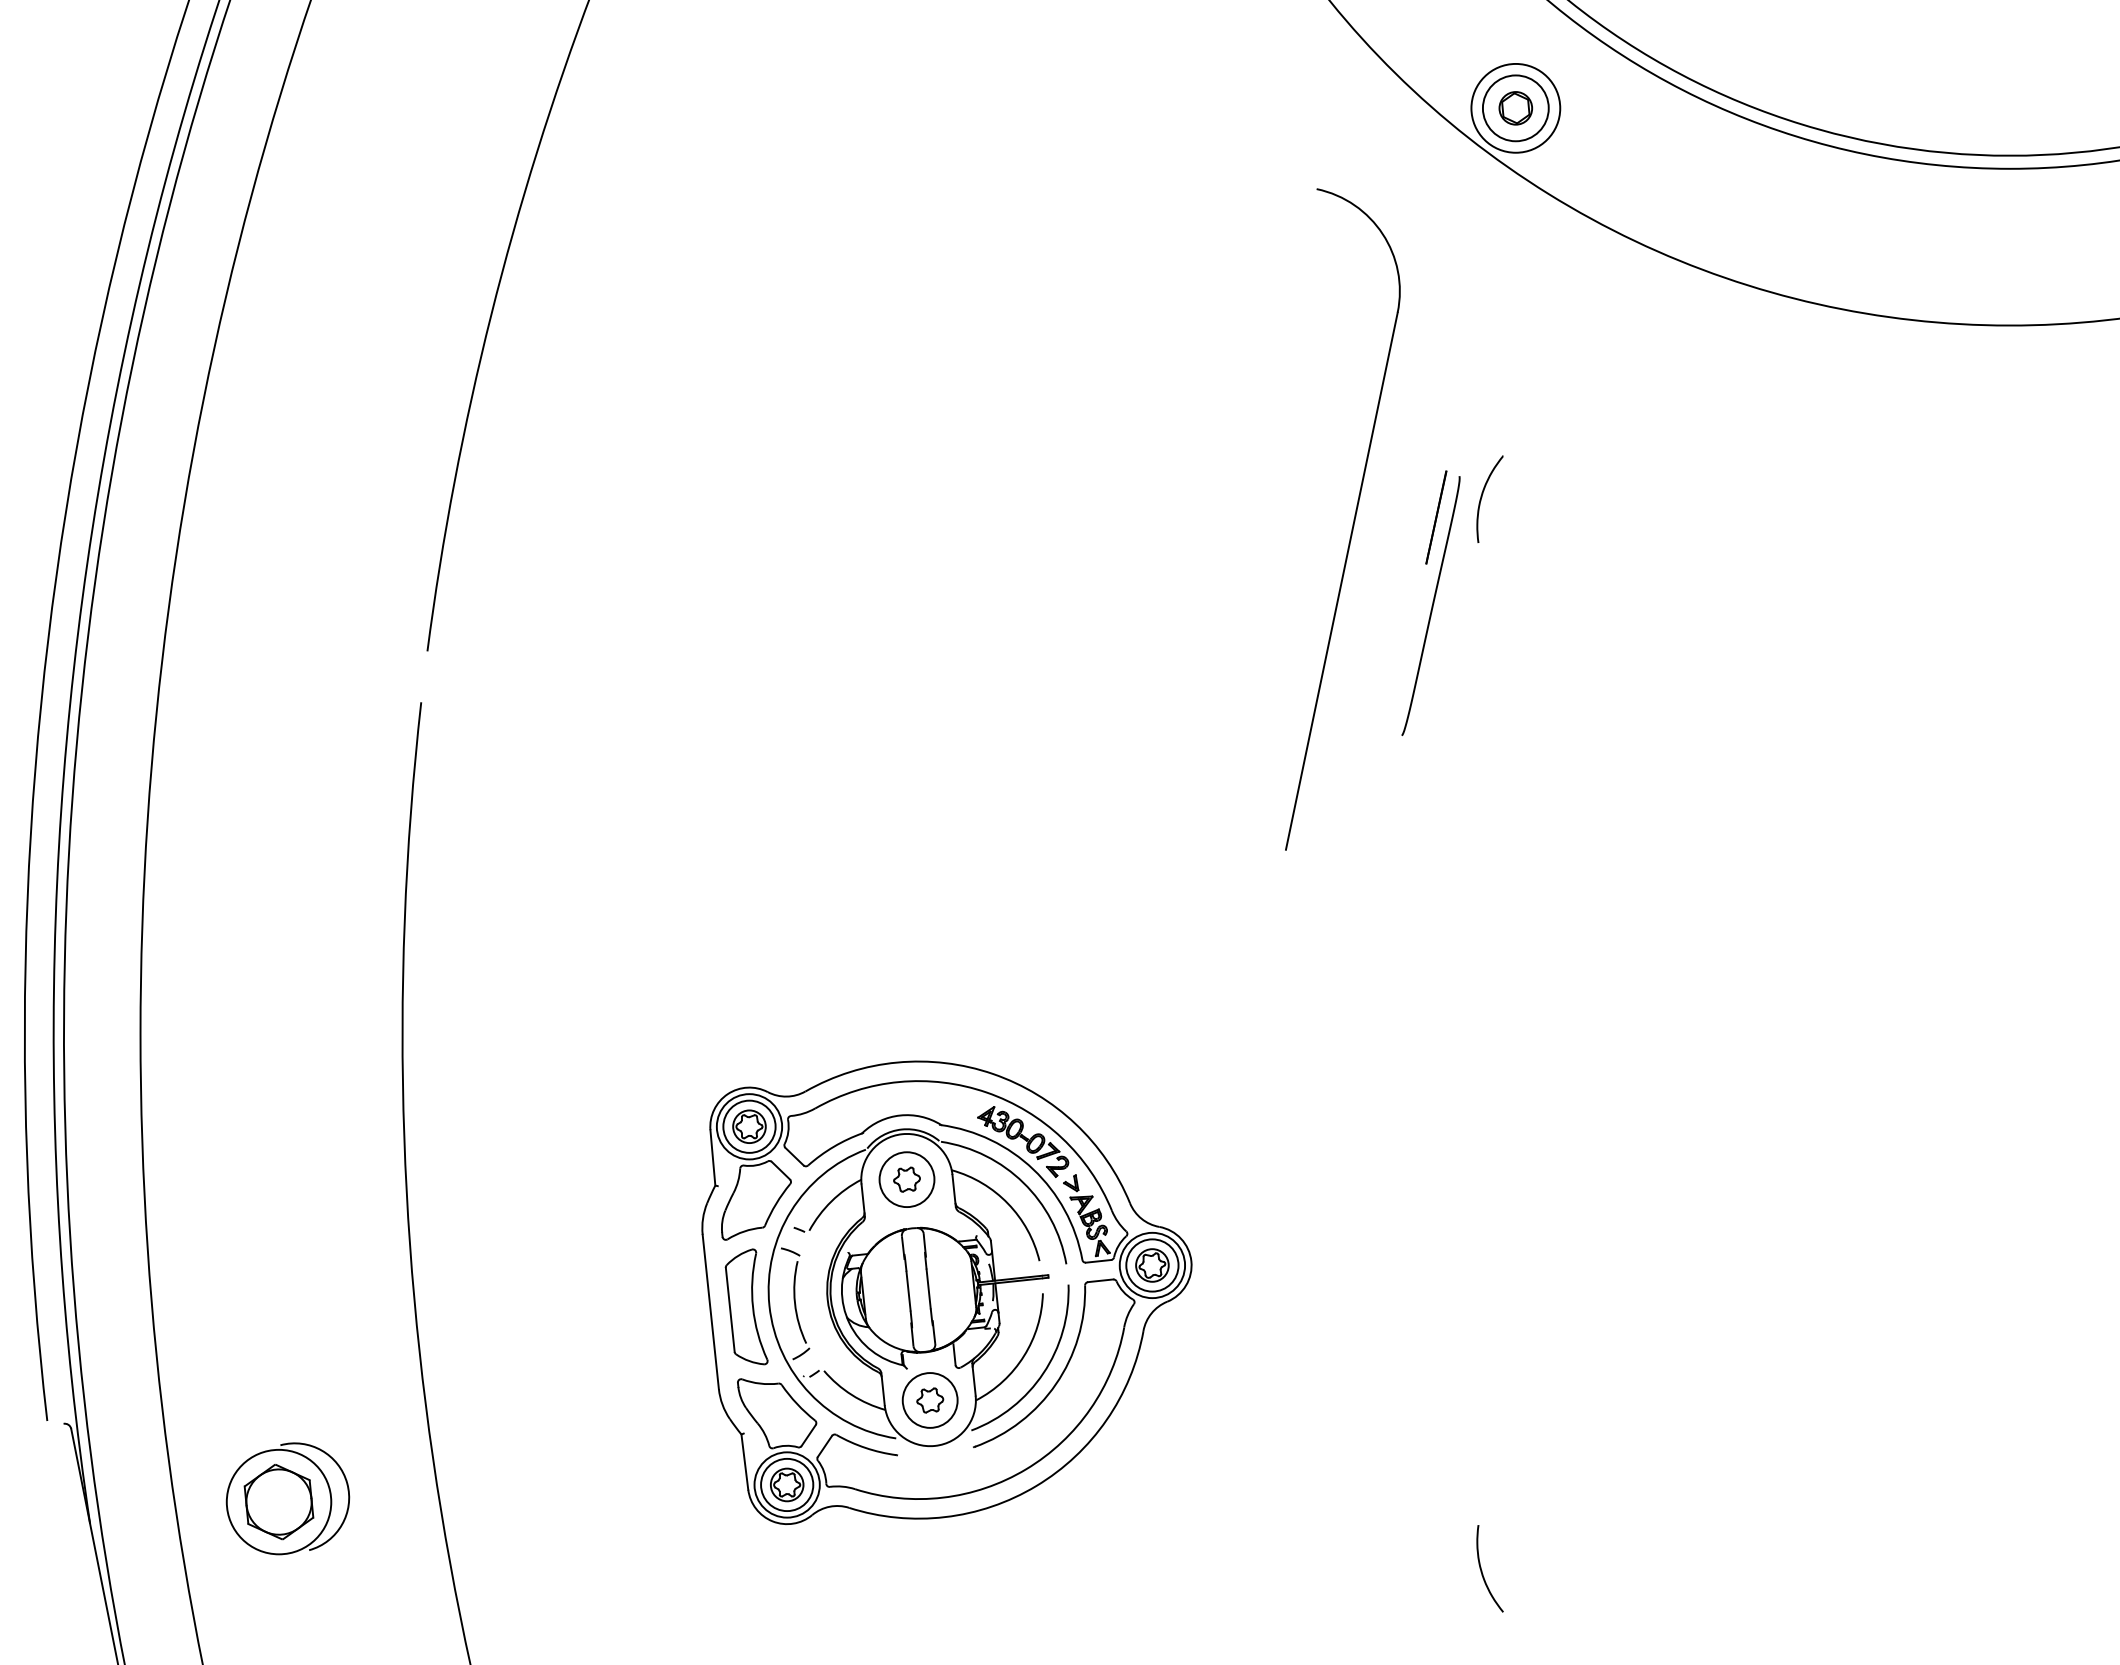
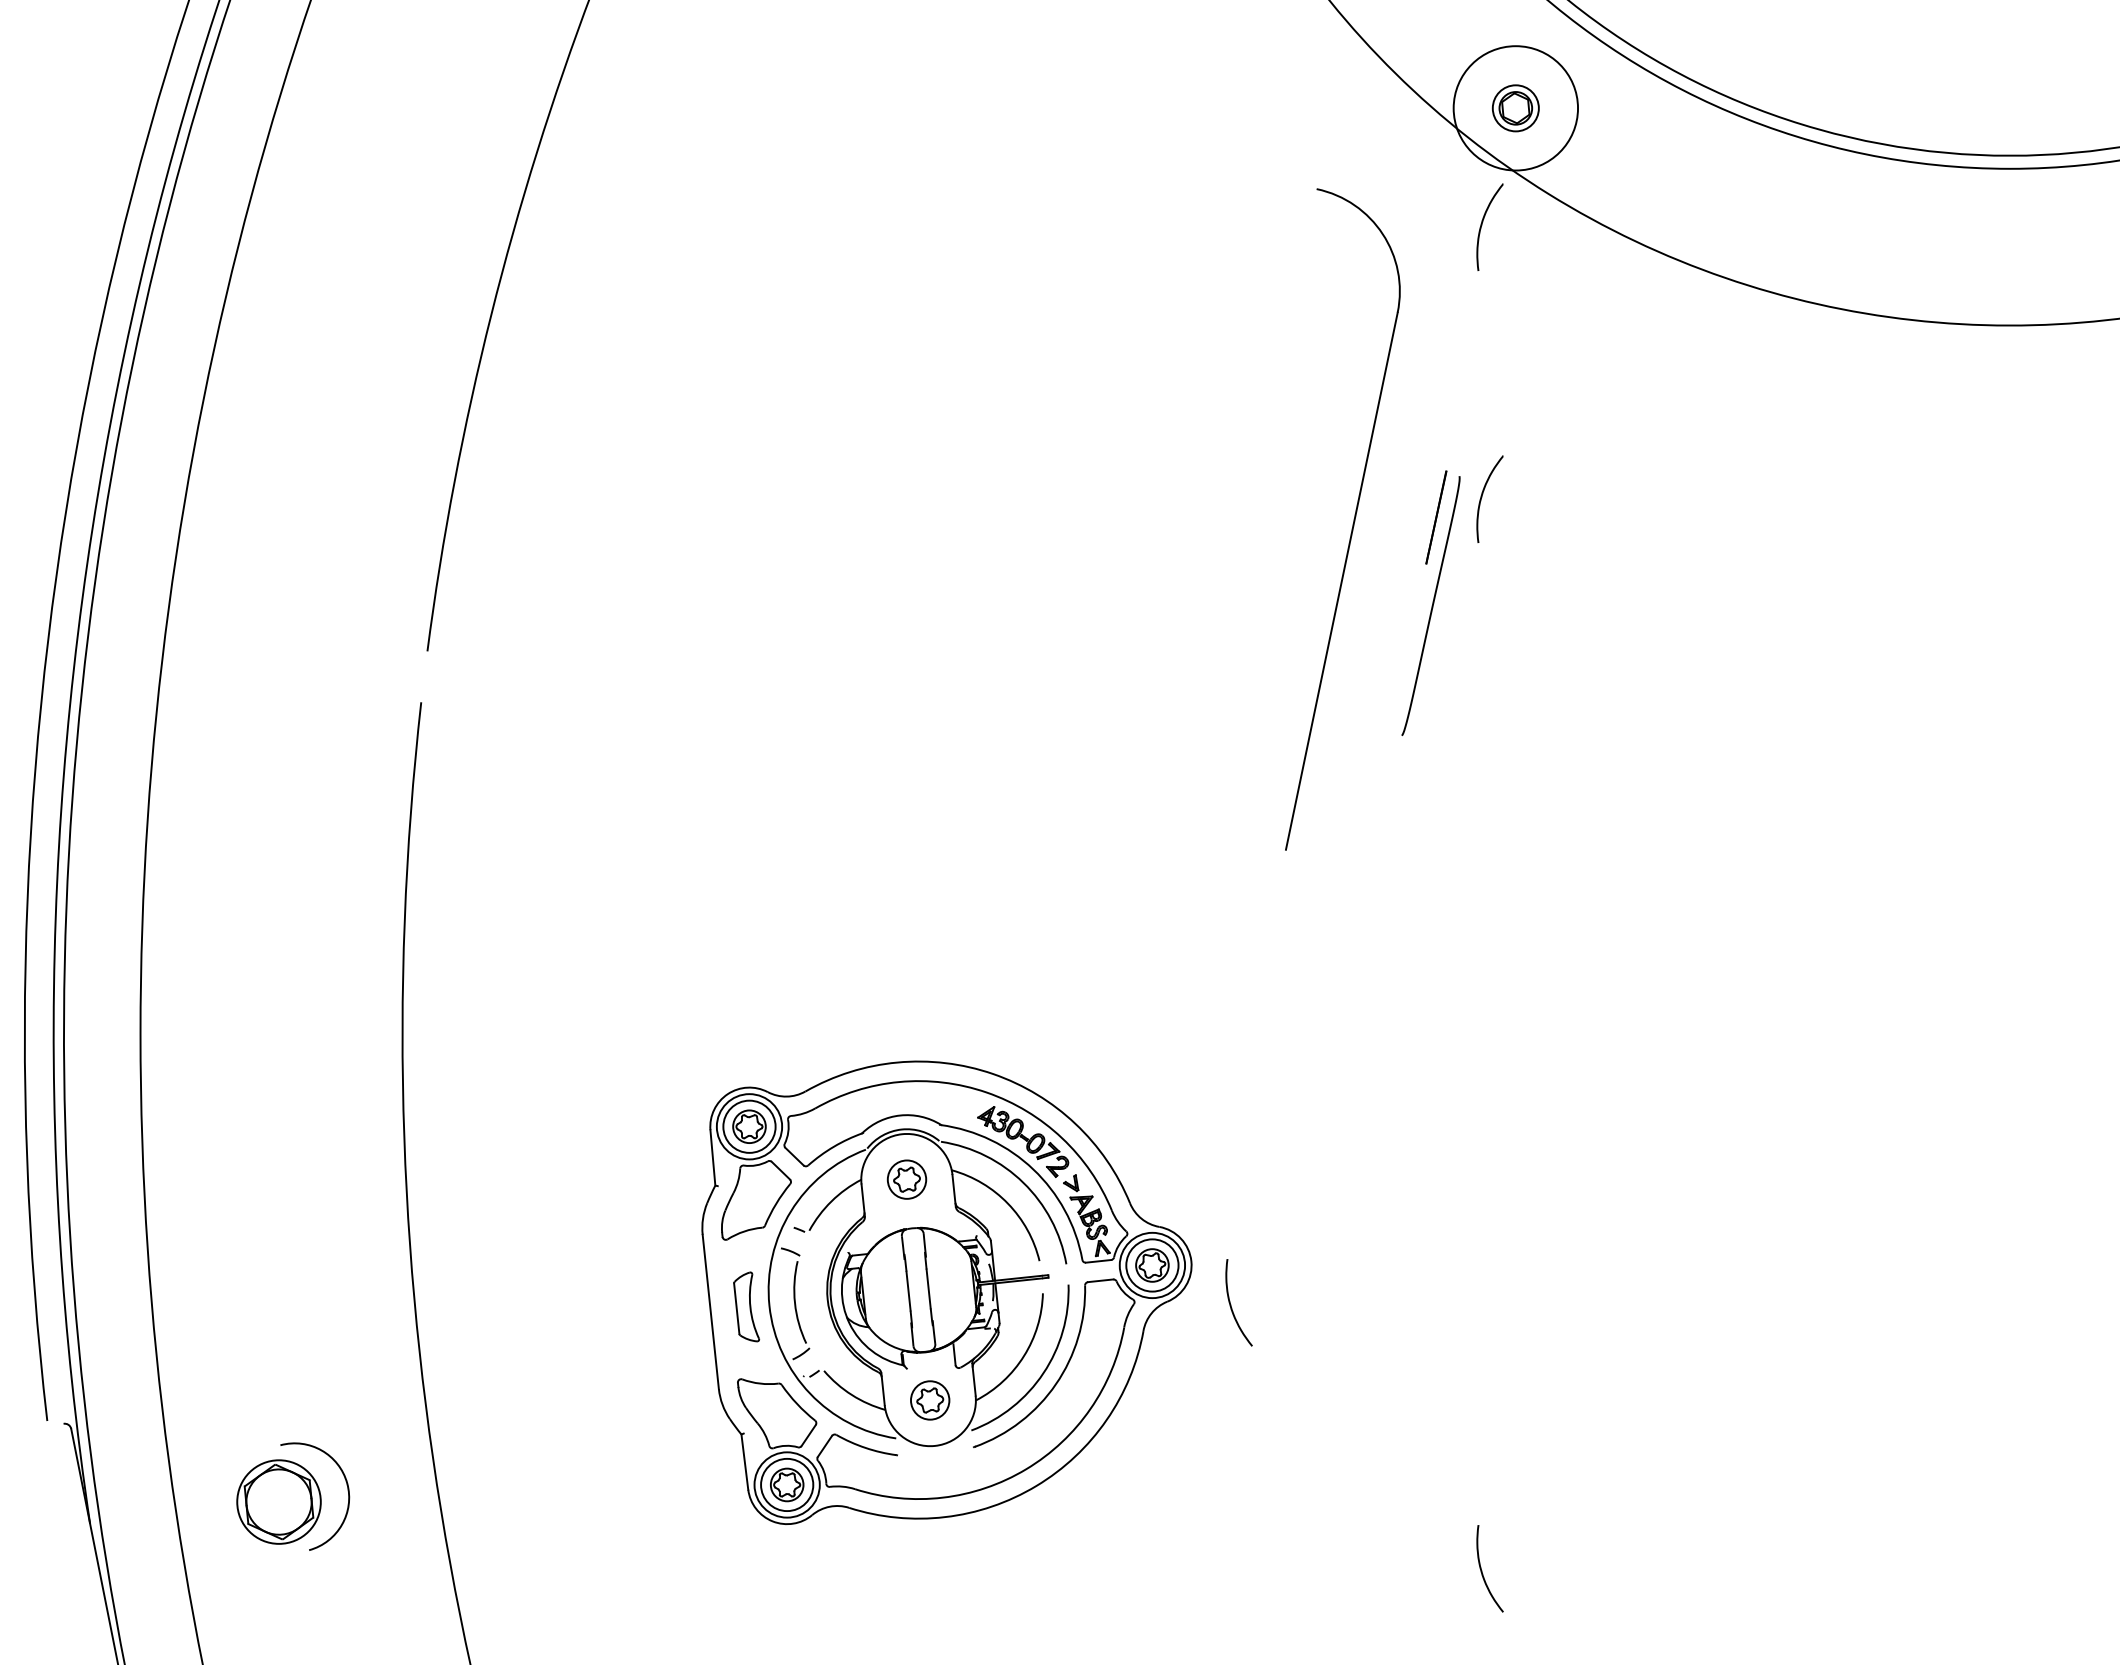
circle diameter: 89 px -> 124 px (1515, 108)
circle diameter: 66 px -> 46 px (1515, 108)
curve: none -> present (1482, 225)
circle diameter: 55 px -> 38 px (906, 1179)
curve: none -> present (1231, 1304)
part size: 45x118 px -> 28x72 px (746, 1306)
circle diameter: 55 px -> 38 px (929, 1400)
circle diameter: 104 px -> 84 px (278, 1501)
